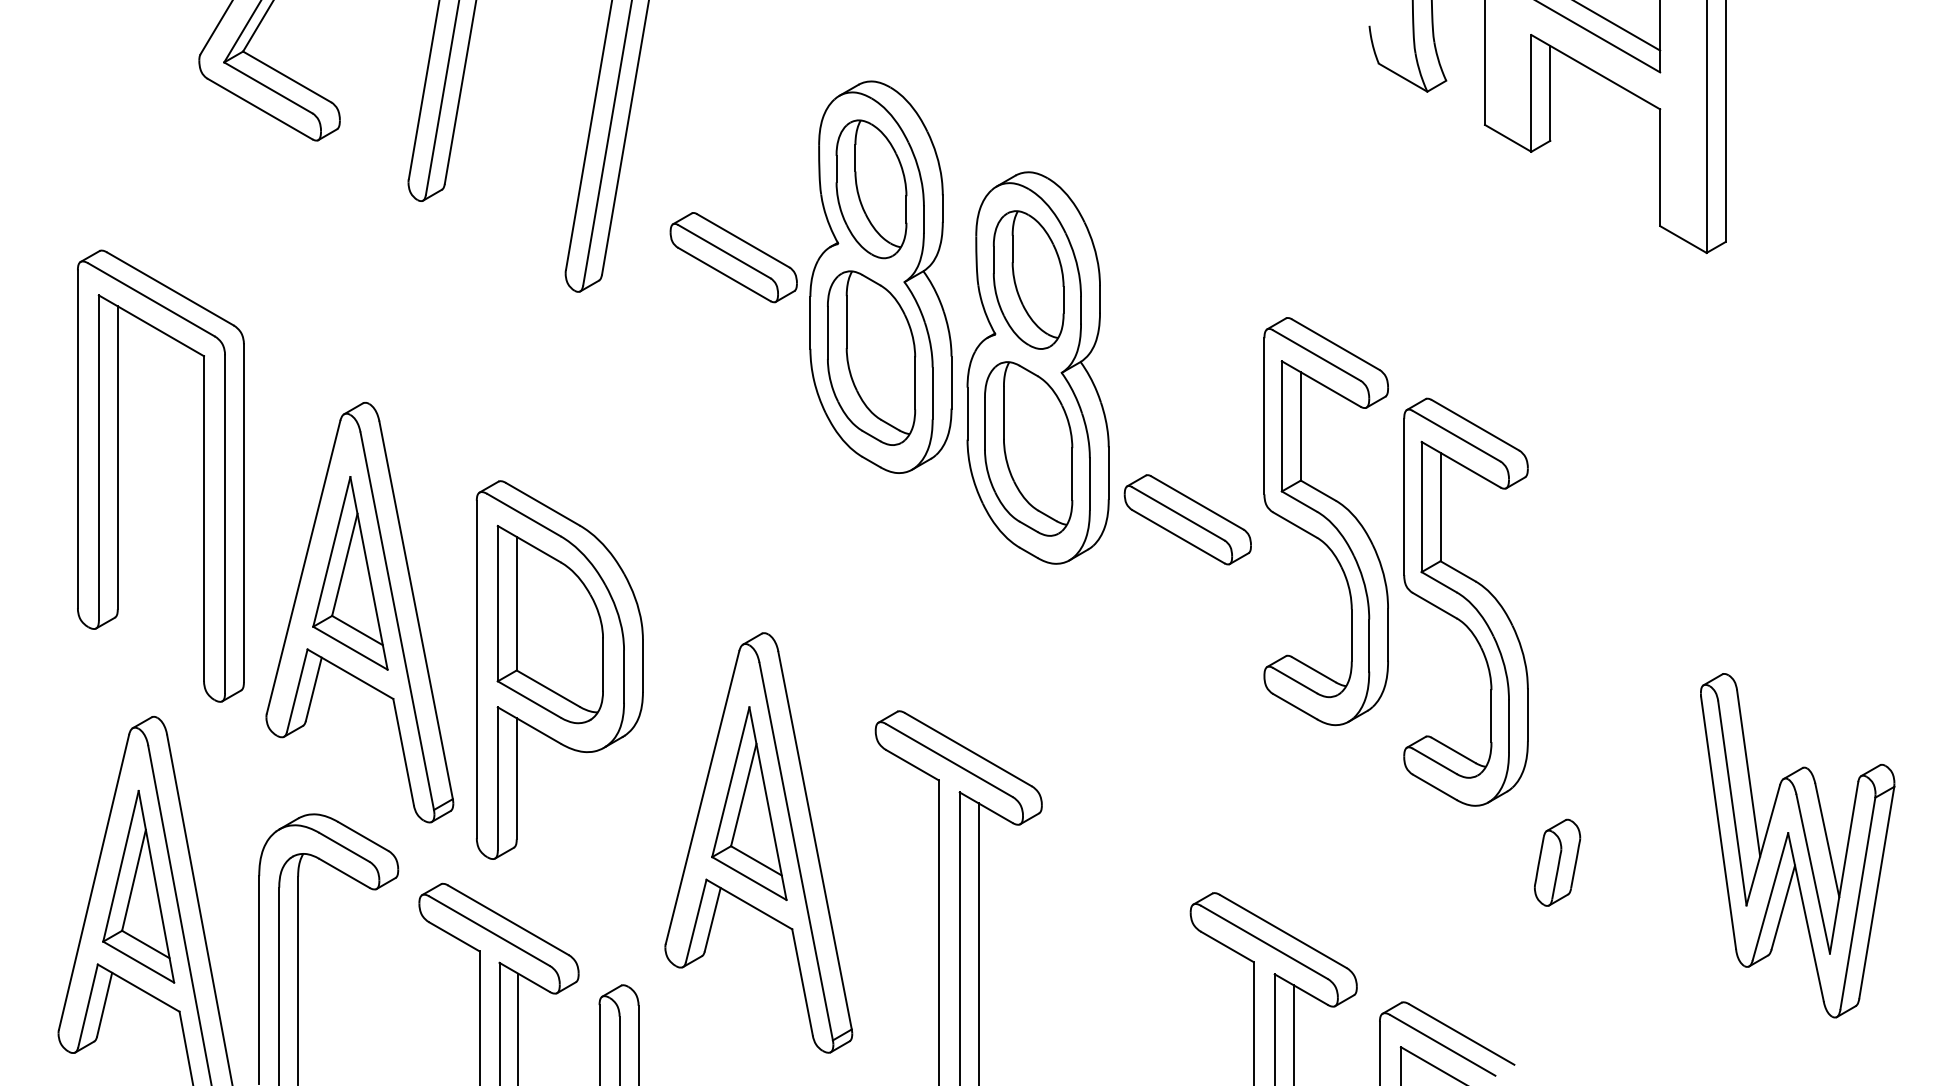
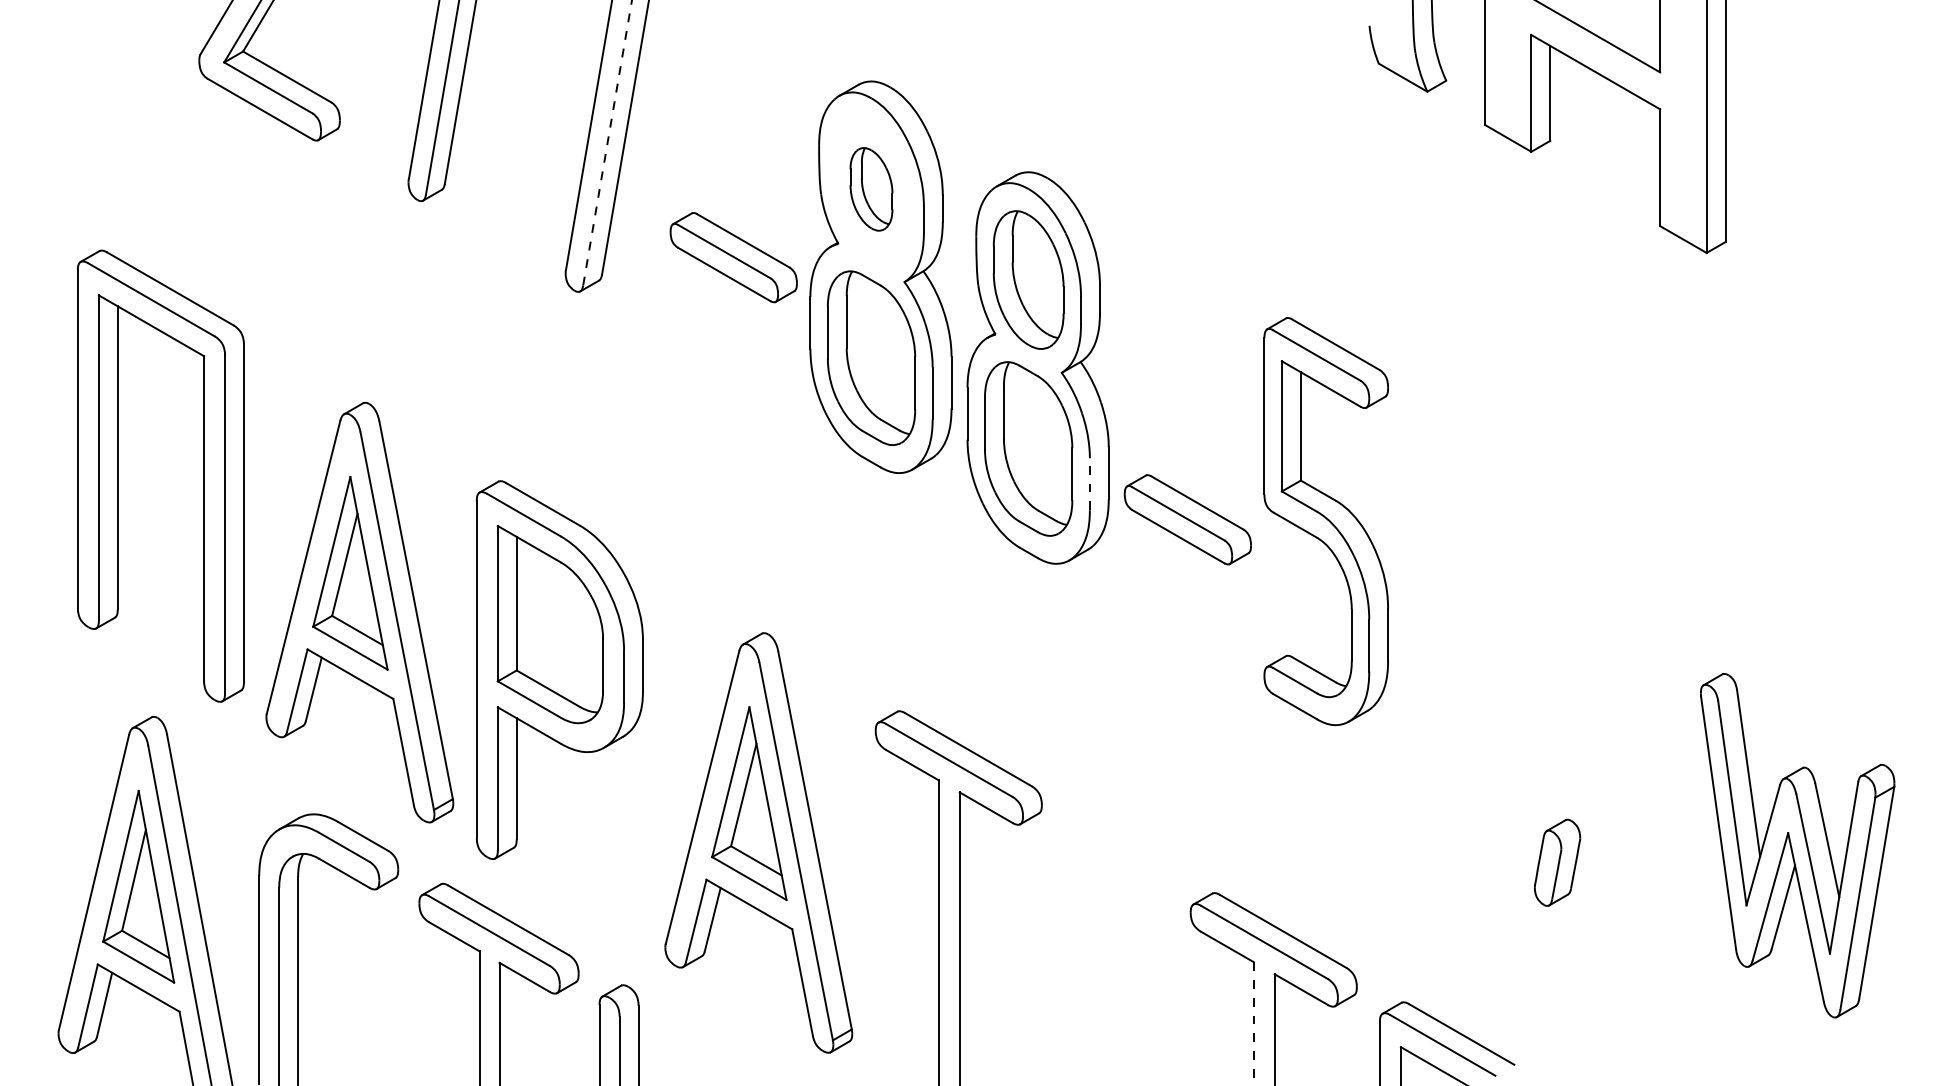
line: present -> none (1618, 26)
line: solid -> dashed (607, 142)
part size: 73x141 px -> 45x85 px (871, 189)
line: solid -> dashed (1089, 484)
part: present -> none (1465, 601)
line: present -> none (978, 942)
line: solid -> dashed (1253, 1024)
line: present -> none (518, 1027)
line: present -> none (1293, 1033)
